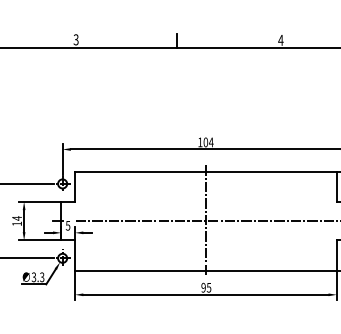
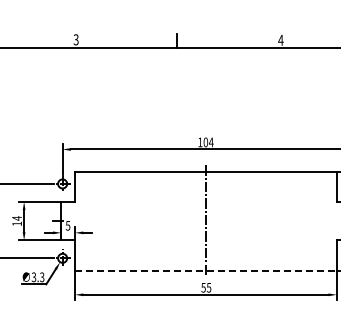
line: present -> none (206, 221)
line: solid -> dashed (205, 270)
text: 95 -> 55 (203, 287)
